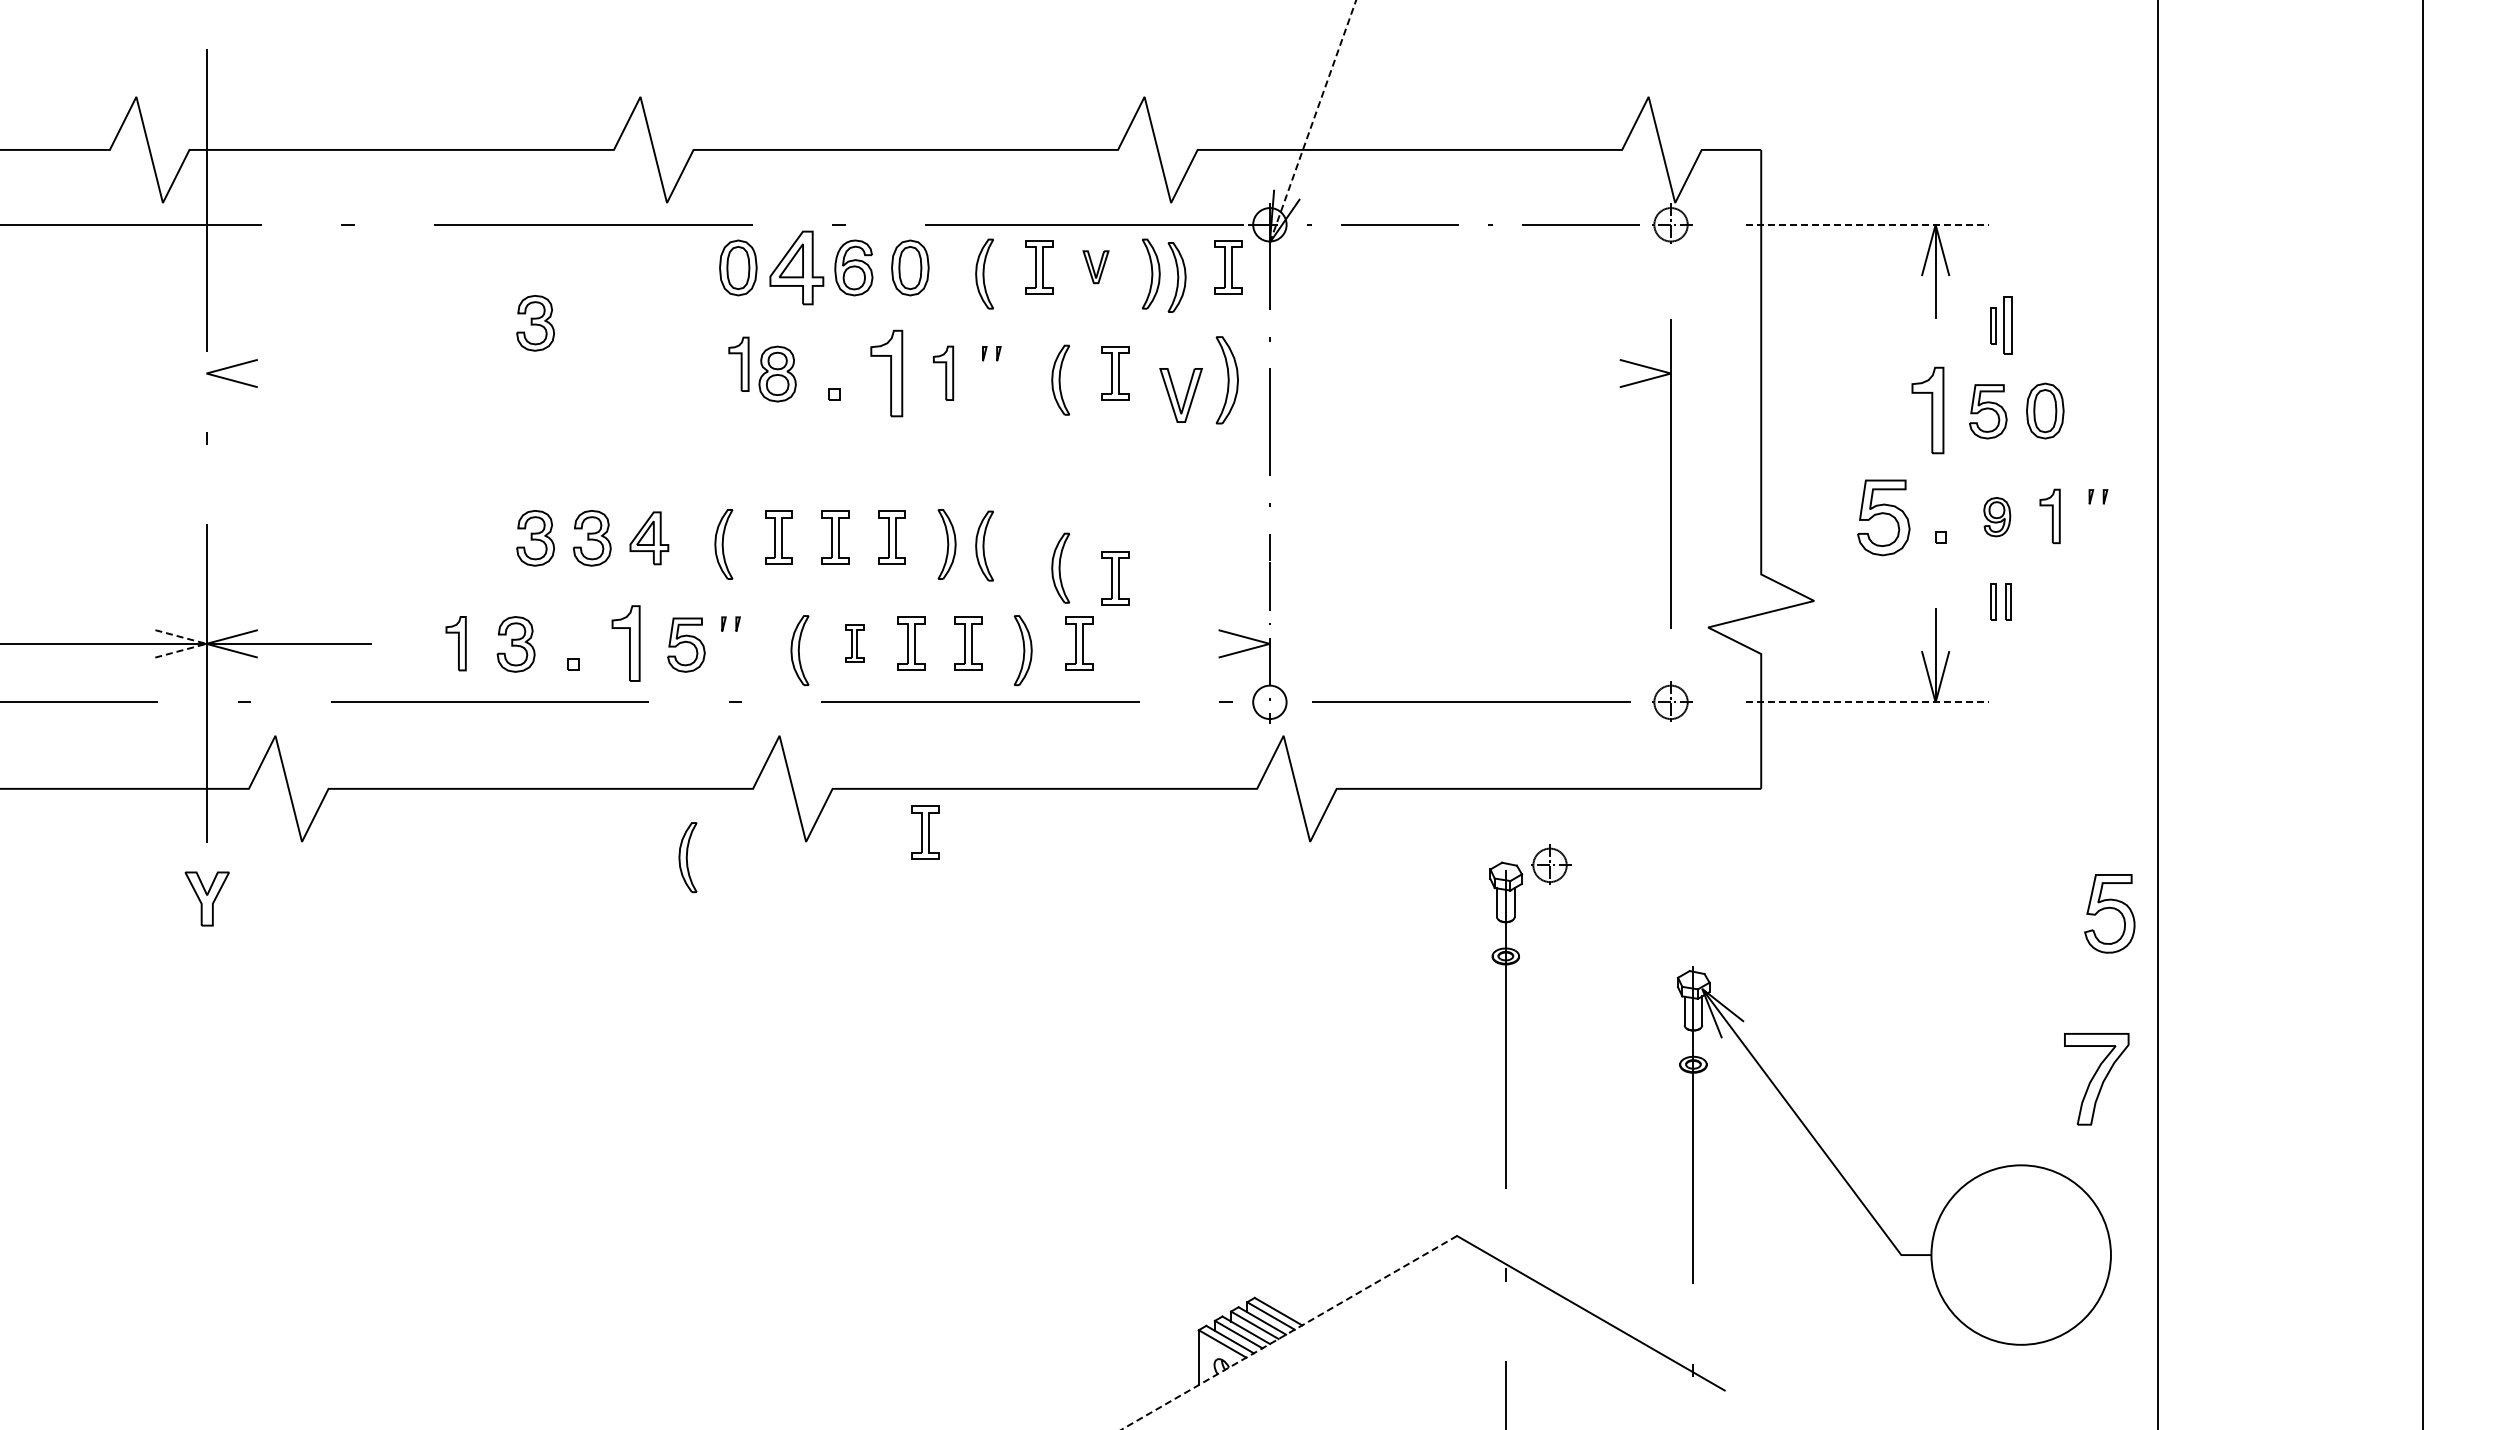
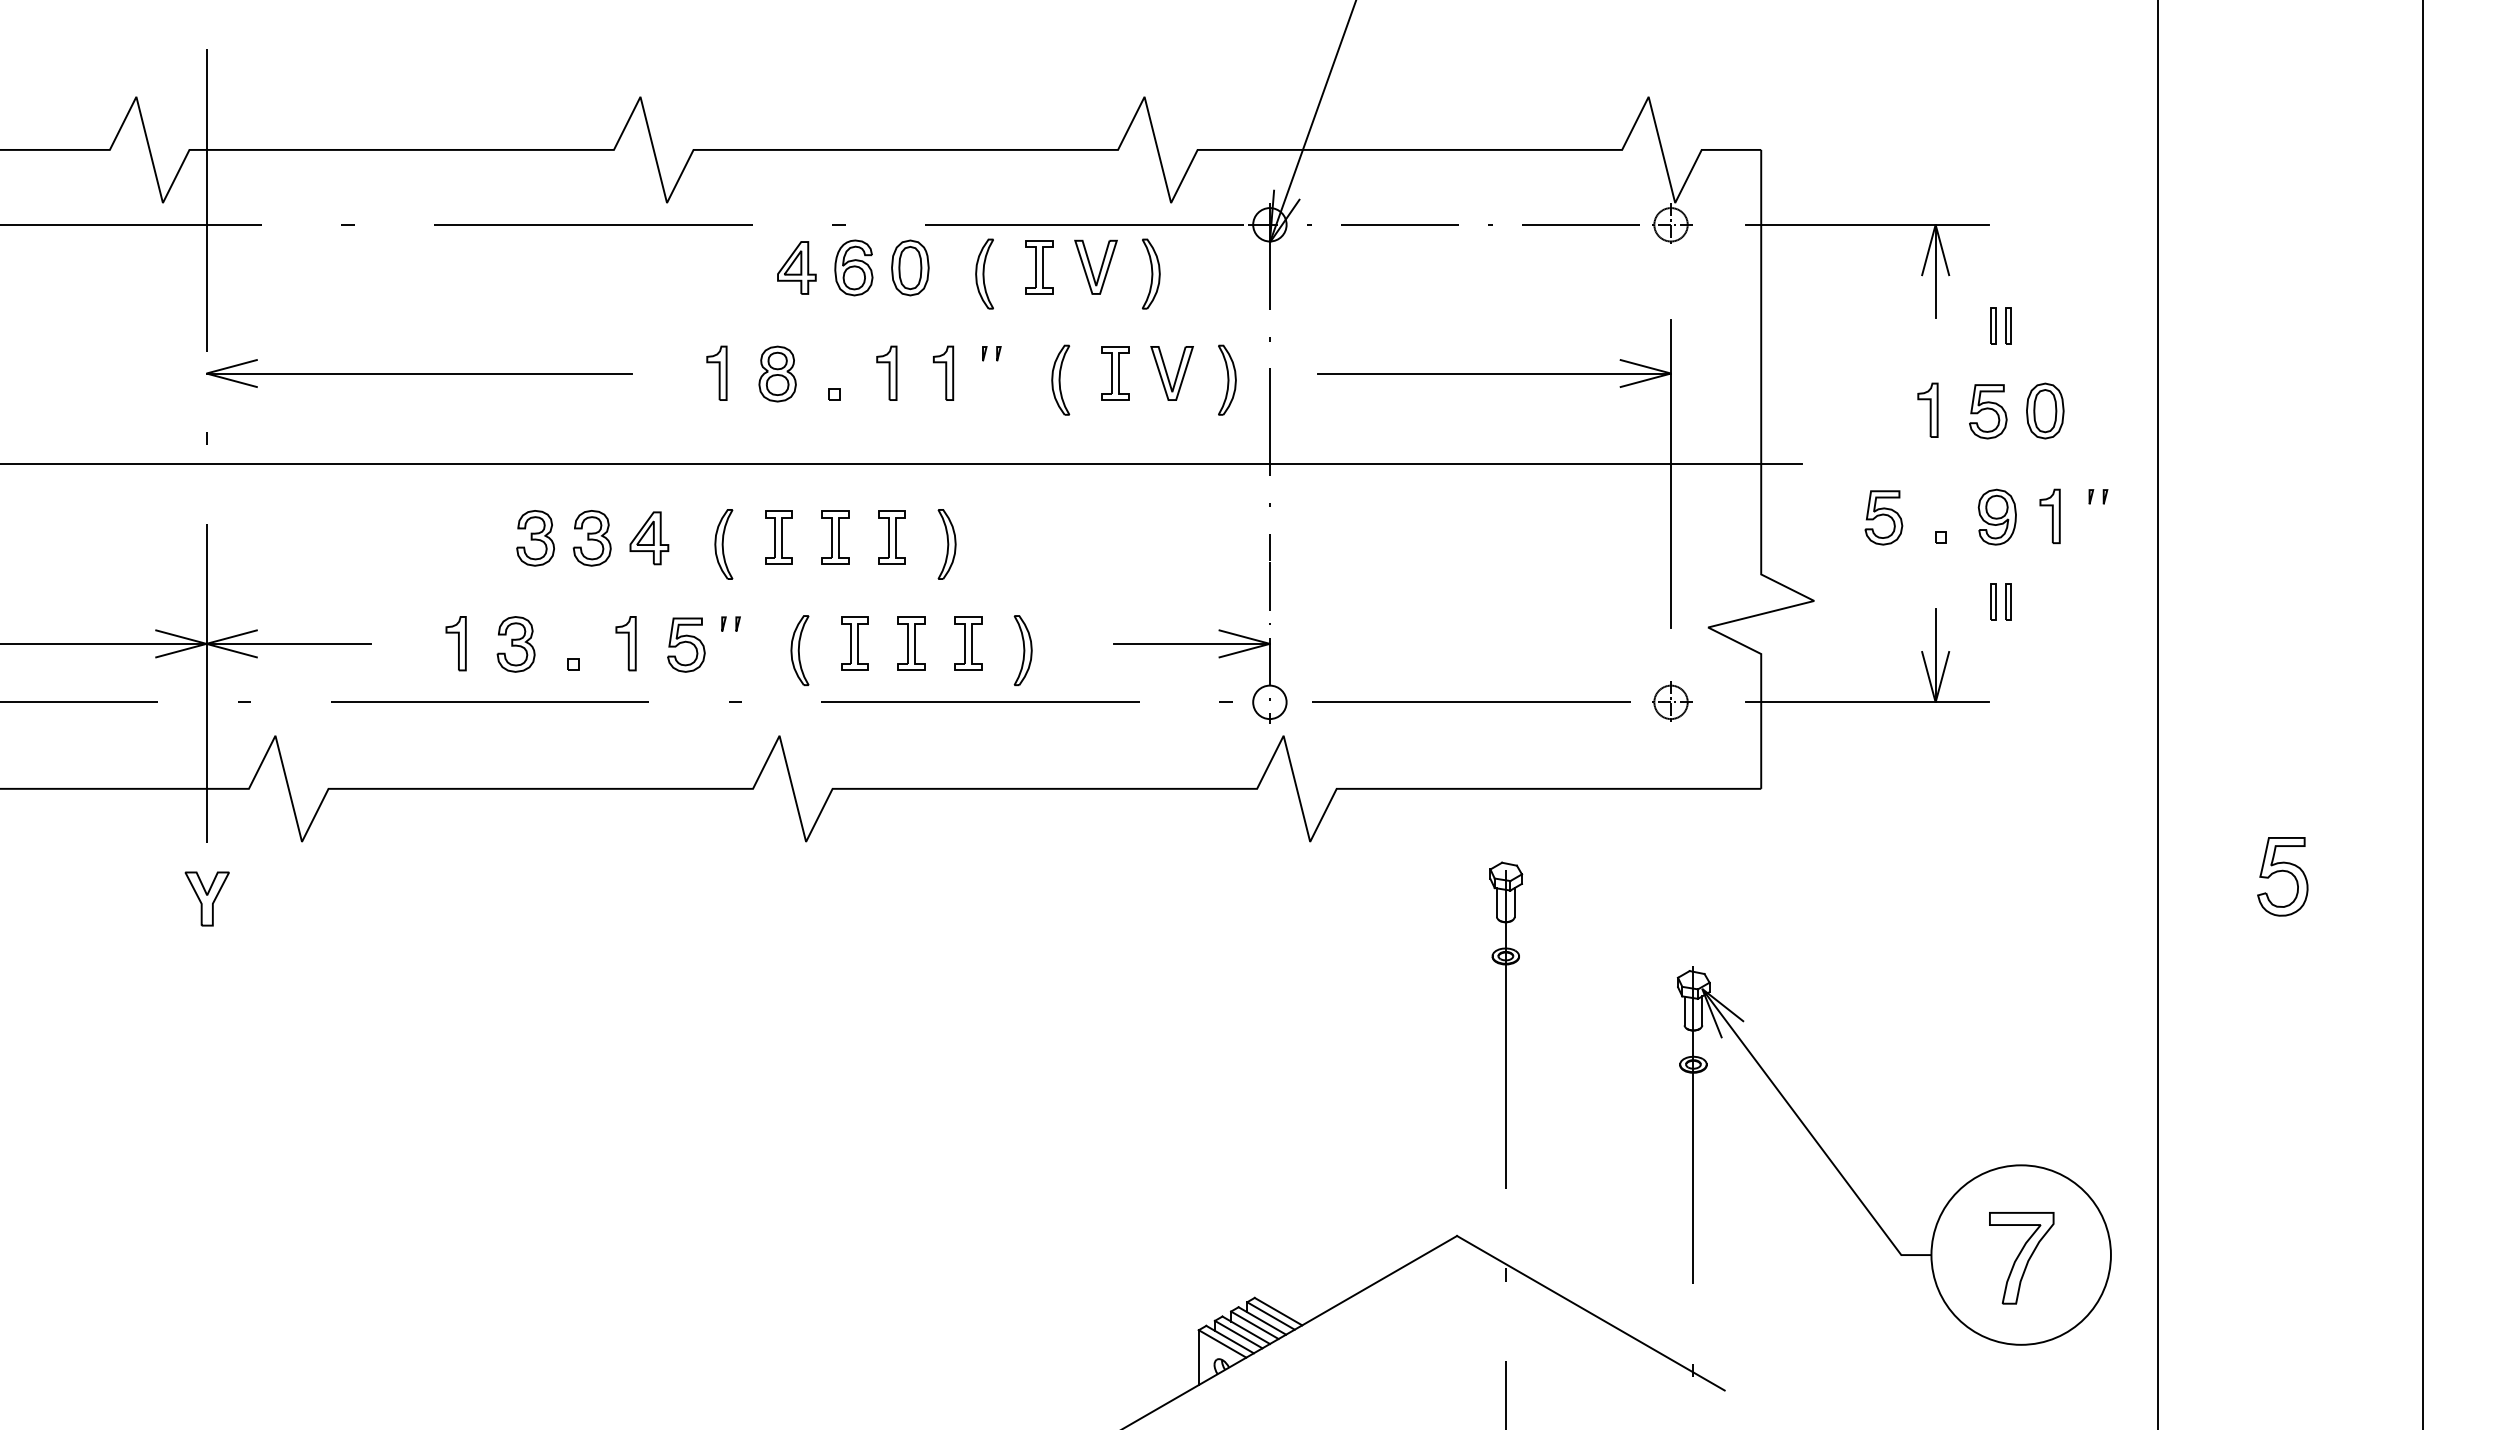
line: dashed -> solid (1313, 121)
line: dashed -> solid (1867, 224)
part: present -> none (738, 267)
part size: 56x76 px -> 40x54 px (796, 267)
part size: 28x35 px -> 44x56 px (1095, 266)
part: present -> none (1228, 267)
part: present -> none (1176, 277)
part: present -> none (535, 323)
part size: 10x59 px -> 7x38 px (2008, 325)
part position: (738, 363) -> (716, 372) (716, 372)
line: none -> present (418, 373)
part size: 34x89 px -> 22x56 px (886, 372)
line: none -> present (1494, 373)
part size: 24x89 px -> 19x72 px (1227, 379)
part position: (1180, 395) -> (1171, 373) (1171, 373)
part size: 34x89 px -> 22x56 px (1927, 409)
line: none -> present (902, 463)
part size: 54x78 px -> 40x56 px (1883, 517)
part size: 29x41 px -> 40x58 px (1996, 516)
part: present -> none (984, 545)
part: present -> none (1060, 567)
part: present -> none (1115, 578)
line: dashed -> solid (206, 643)
part size: 30x77 px -> 22x56 px (625, 643)
part size: 20x39 px -> 28x55 px (854, 643)
part: present -> none (1079, 643)
line: none -> present (1191, 643)
line: dashed -> solid (1867, 702)
part: present -> none (925, 832)
part: present -> none (687, 857)
part: present -> none (1551, 864)
part position: (2109, 913) -> (2282, 876) (2282, 876)
part position: (2096, 1079) -> (2021, 1258) (2021, 1258)
line: dashed -> solid (1289, 1332)
